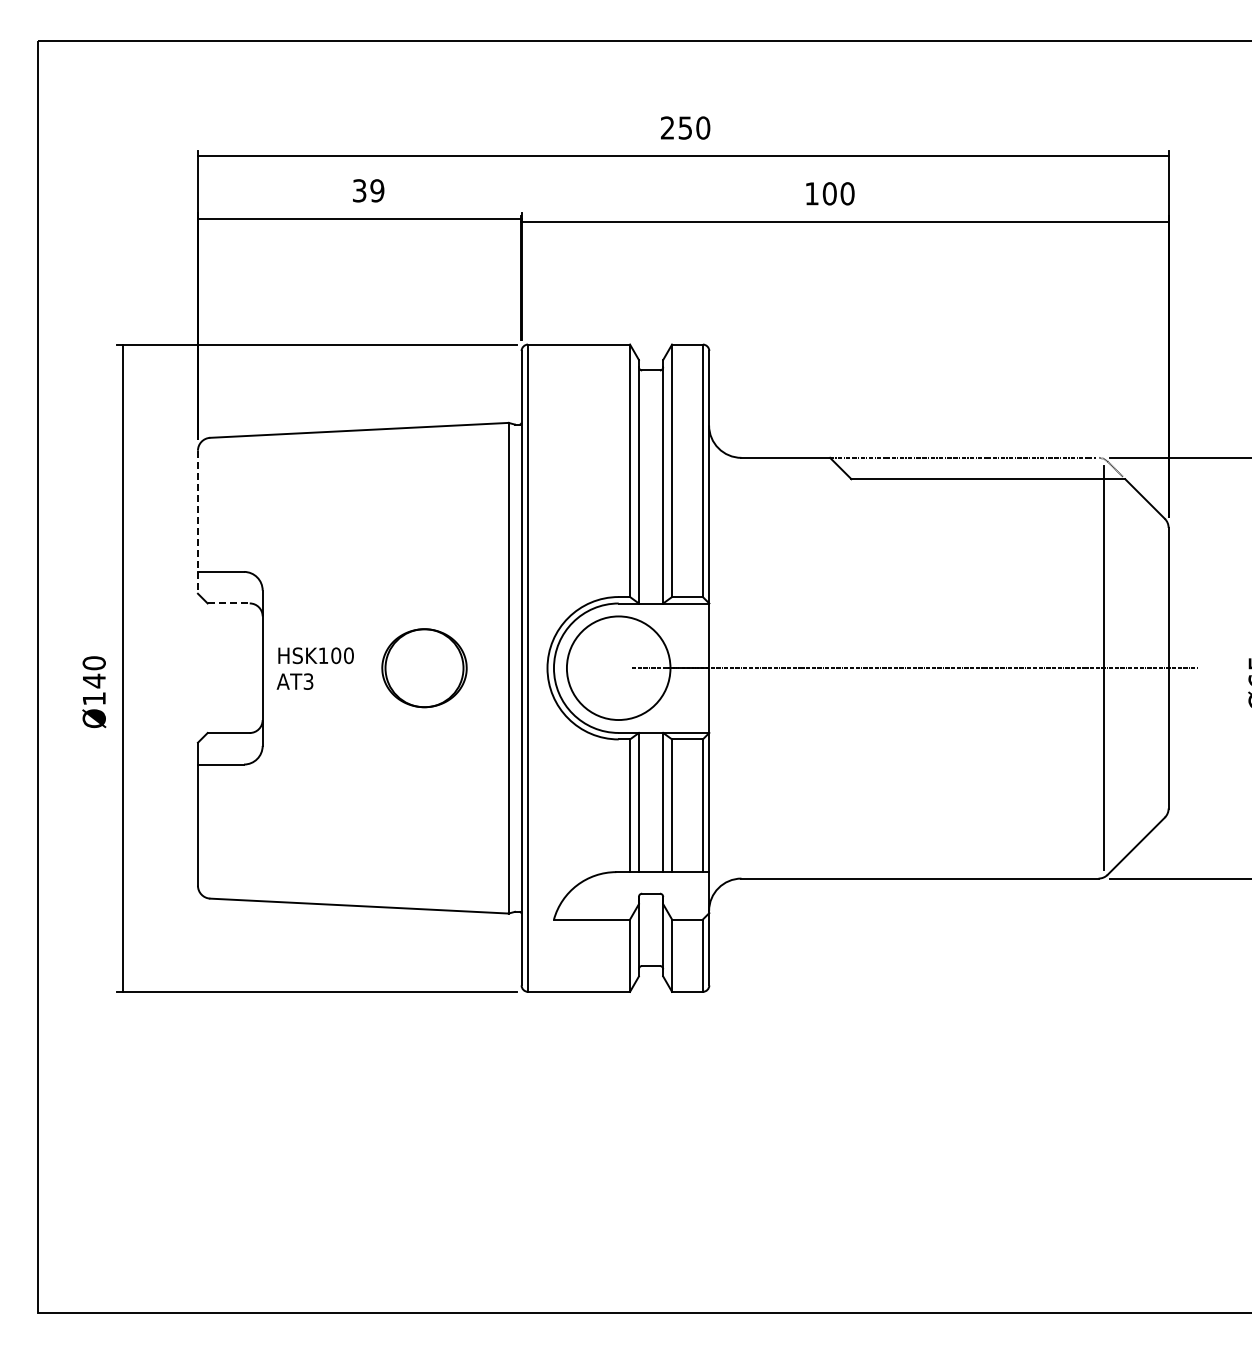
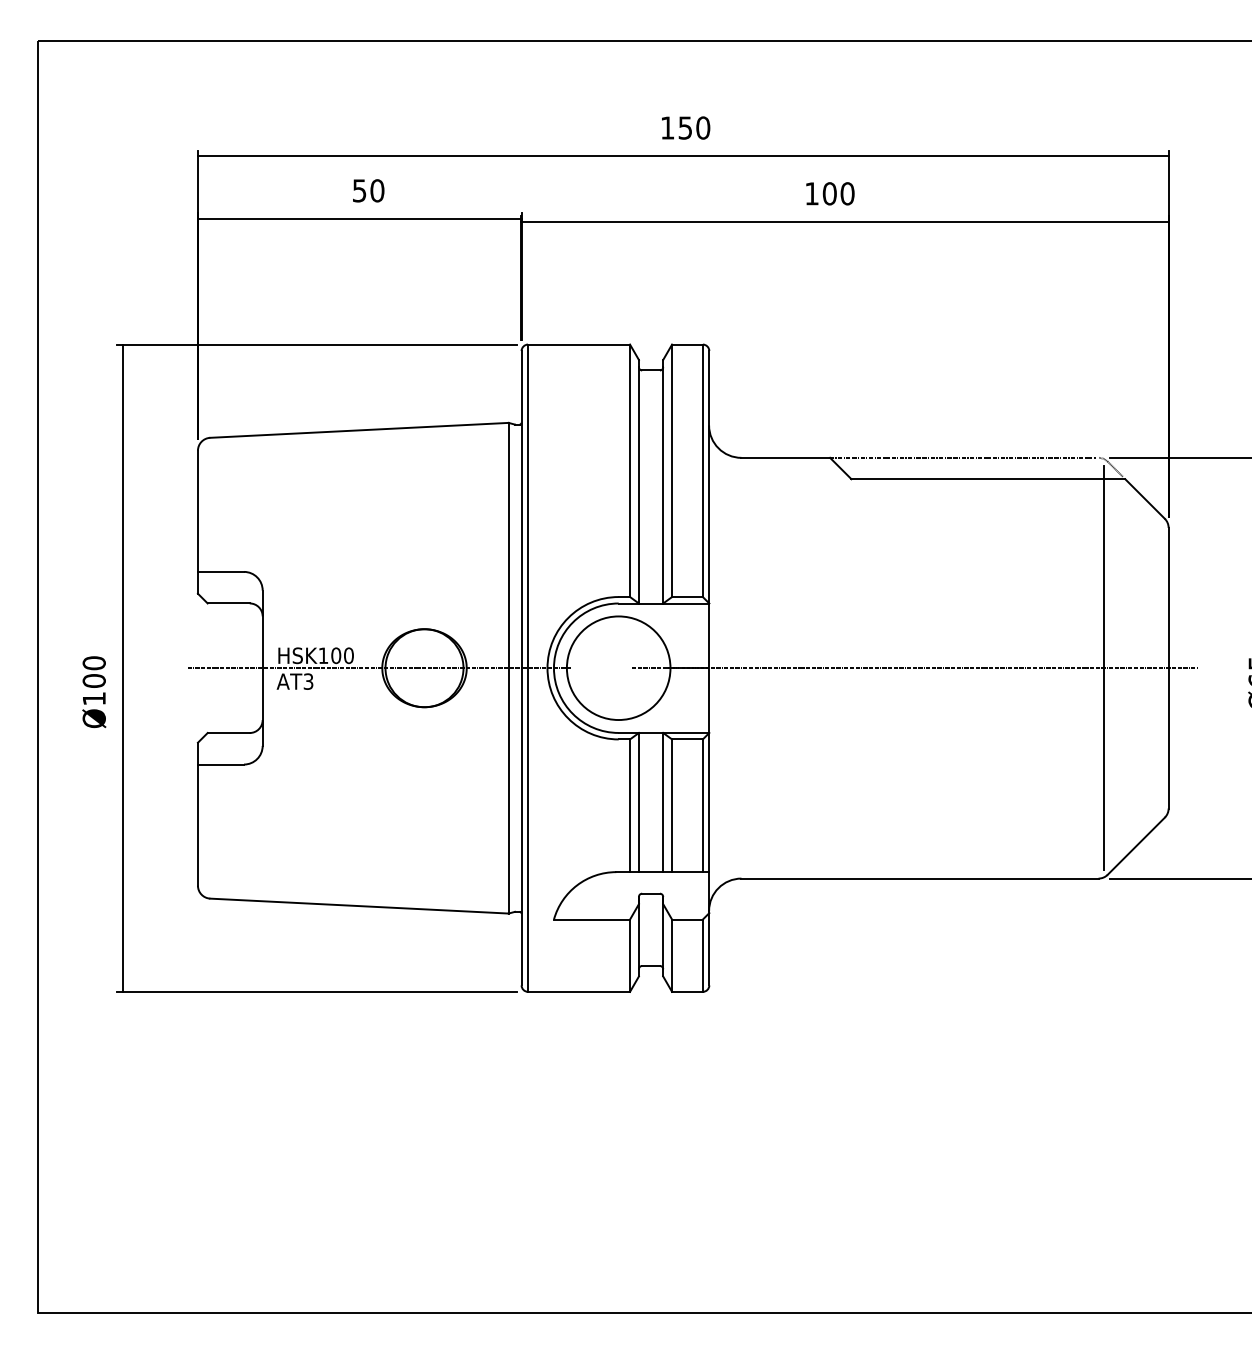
text: 250 -> 150 (667, 127)
text: 39 -> 50 (368, 190)
line: dashed -> solid (197, 522)
line: dashed -> solid (229, 603)
line: none -> present (380, 668)
text: Ø140 -> Ø100 (93, 680)
